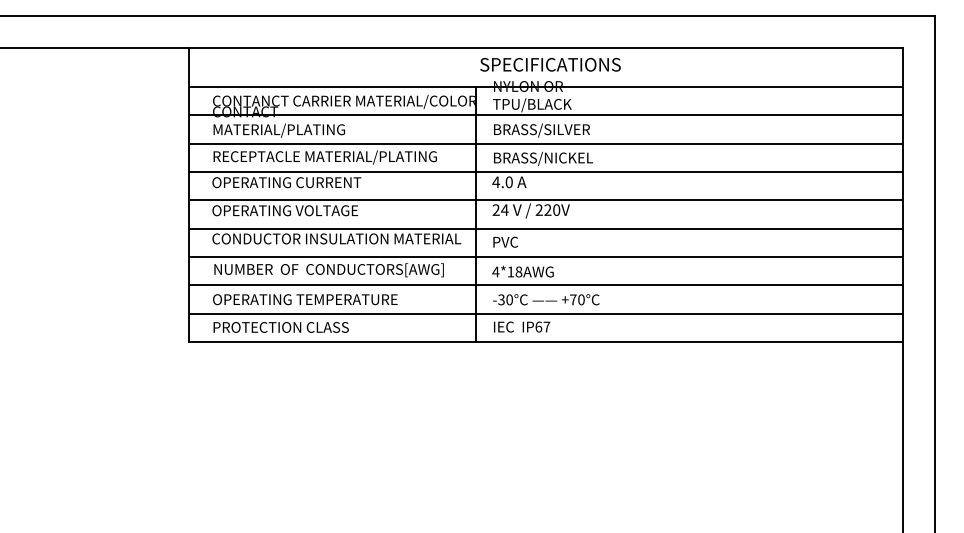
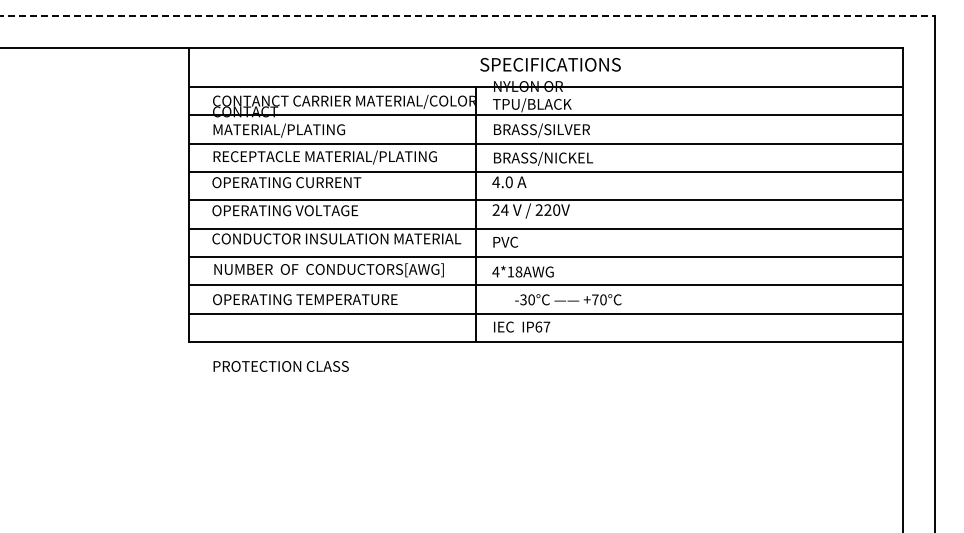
line: solid -> dashed (468, 16)
text position: (546, 299) -> (568, 299) (568, 299)
text position: (280, 327) -> (280, 366) (280, 366)
